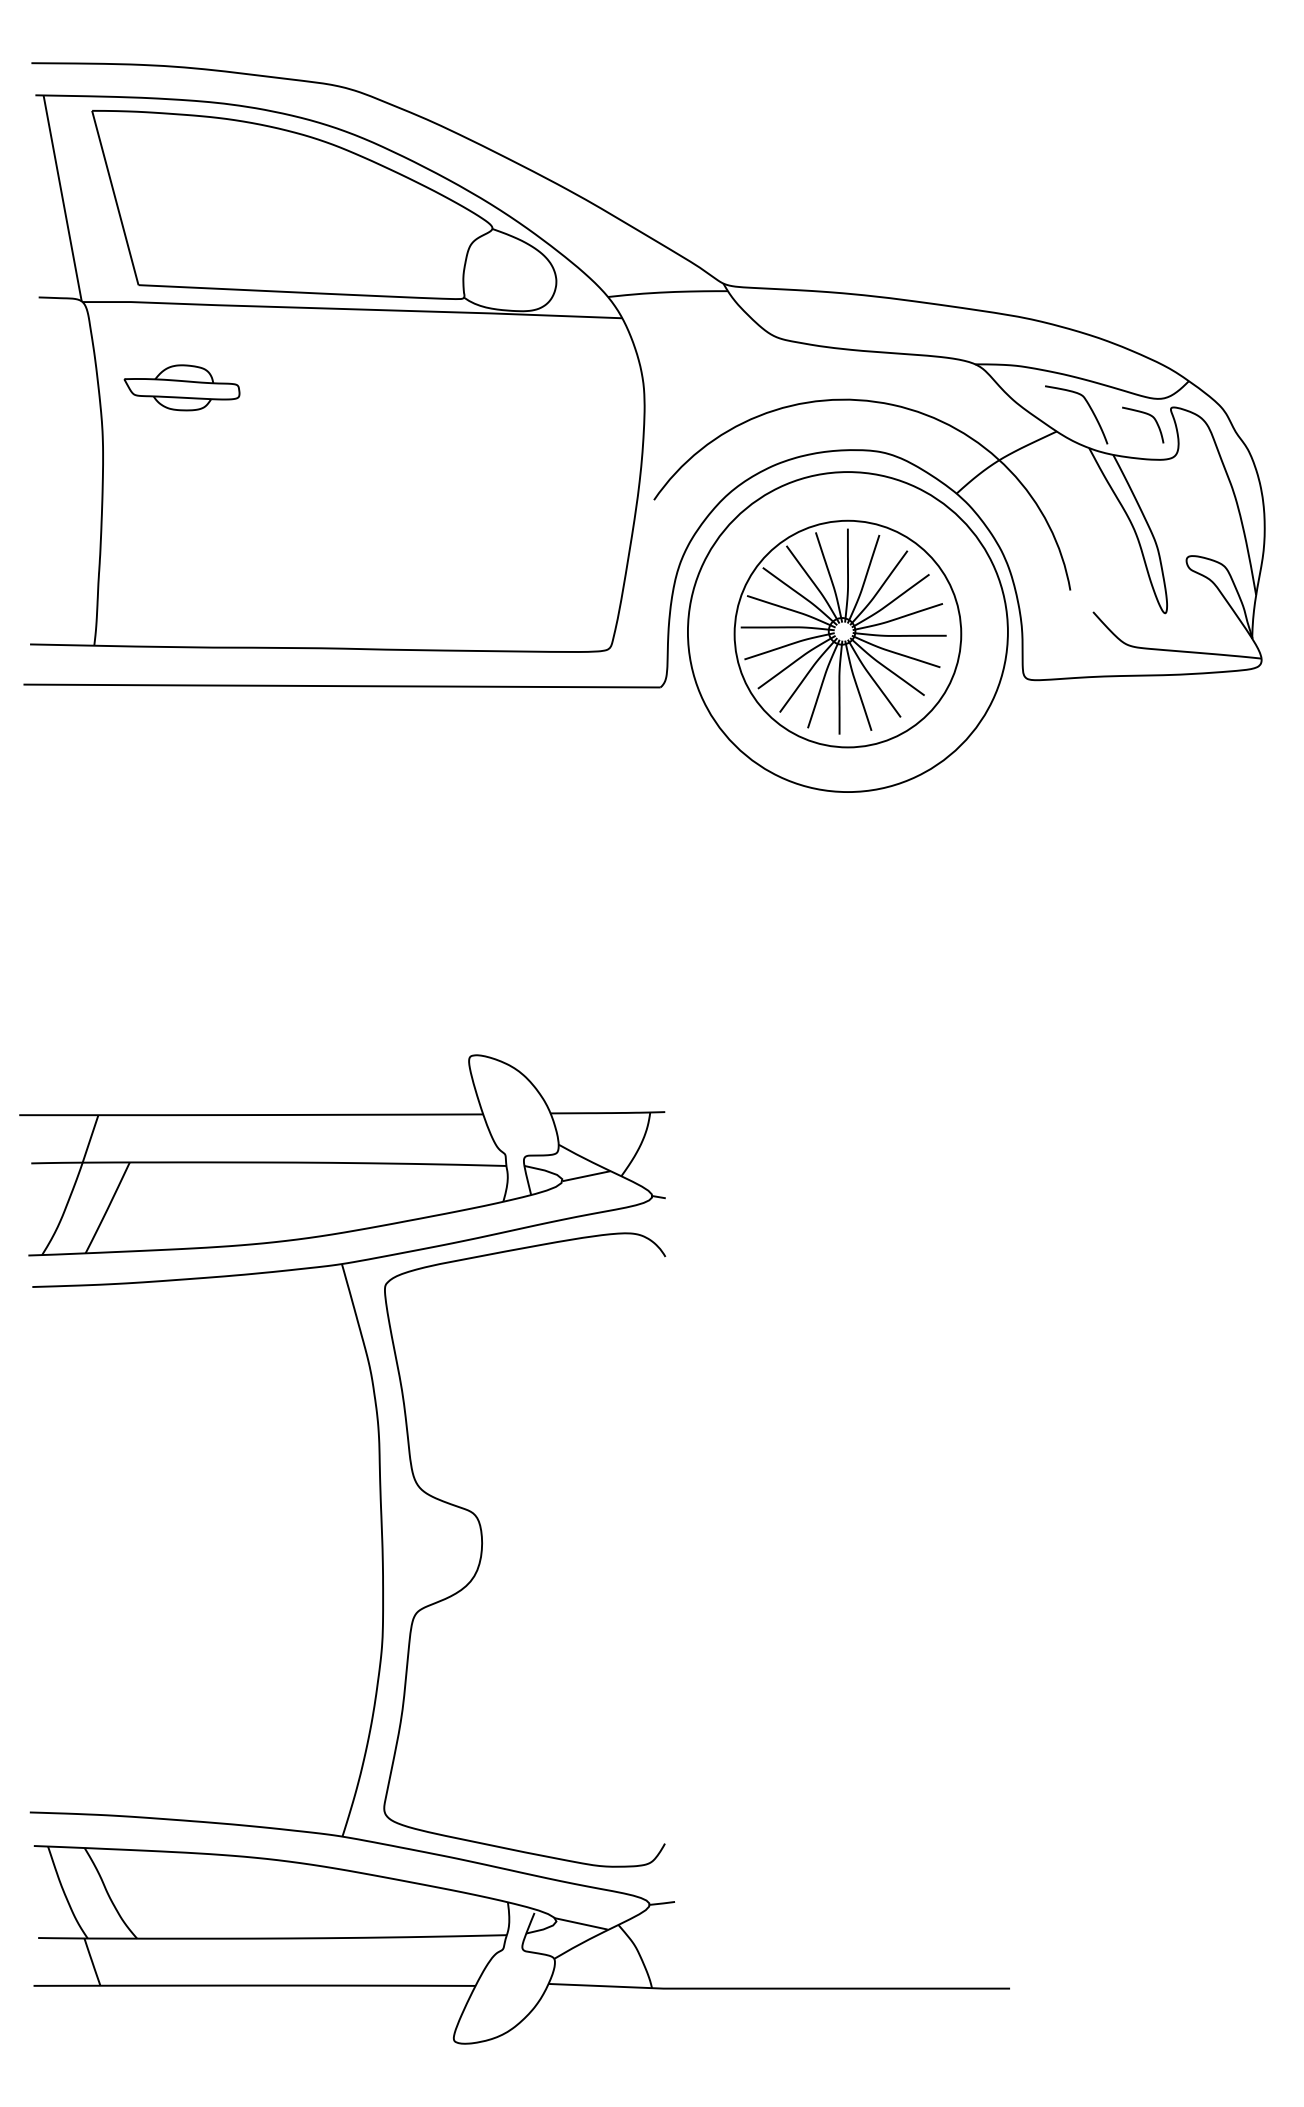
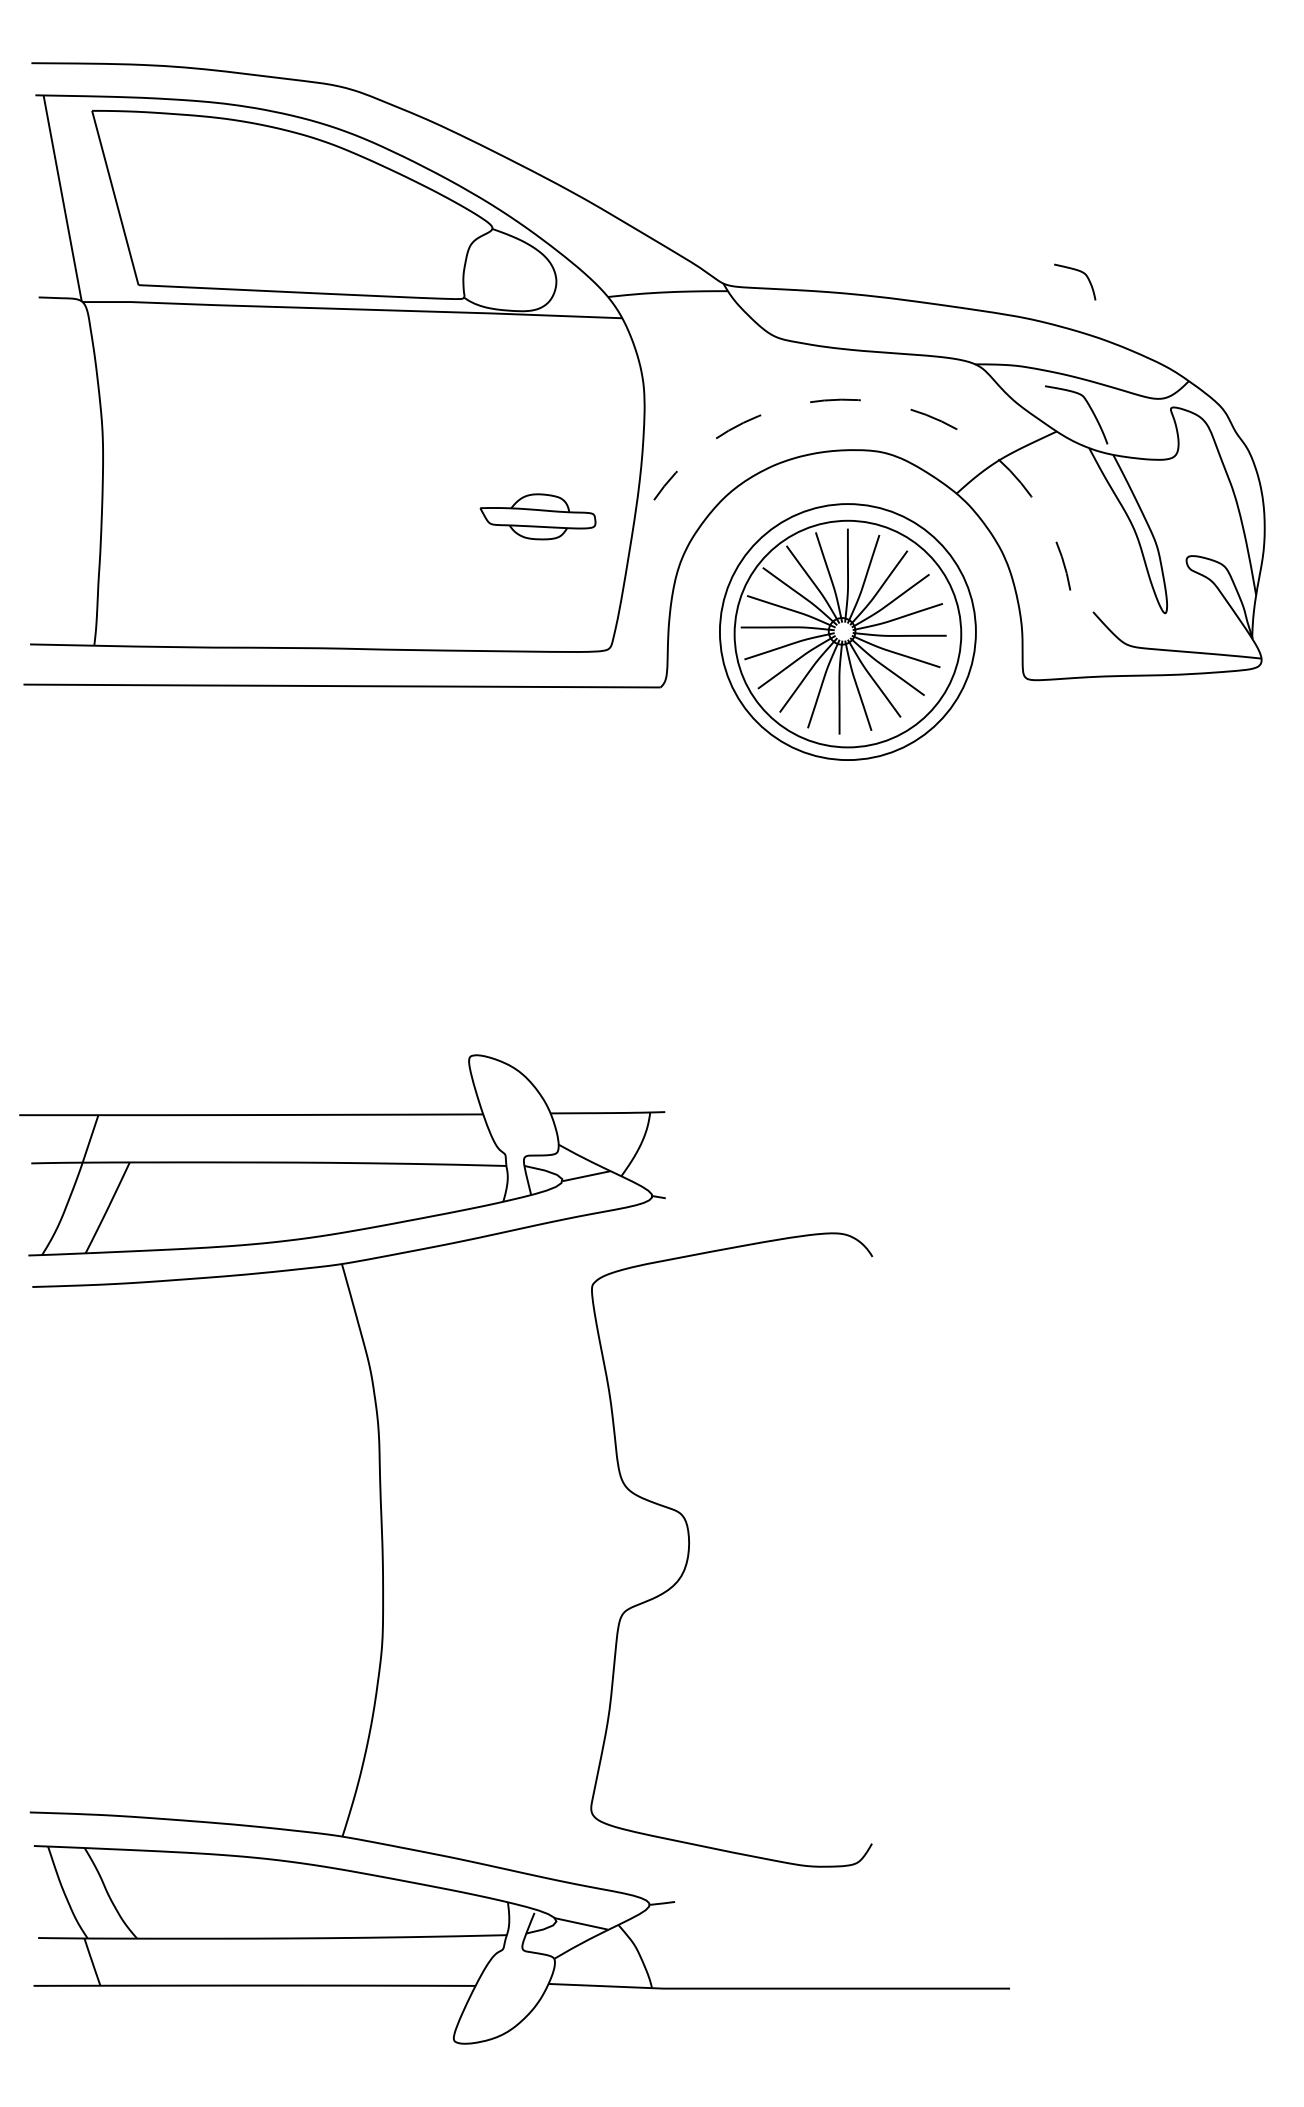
part position: (181, 387) -> (537, 516) (537, 516)
arc: solid -> dashed (892, 404)
curve position: (1145, 414) -> (1077, 271) (1077, 271)
circle diameter: 320 px -> 256 px (847, 632)
curve position: (482, 1549) -> (689, 1549) (689, 1549)
